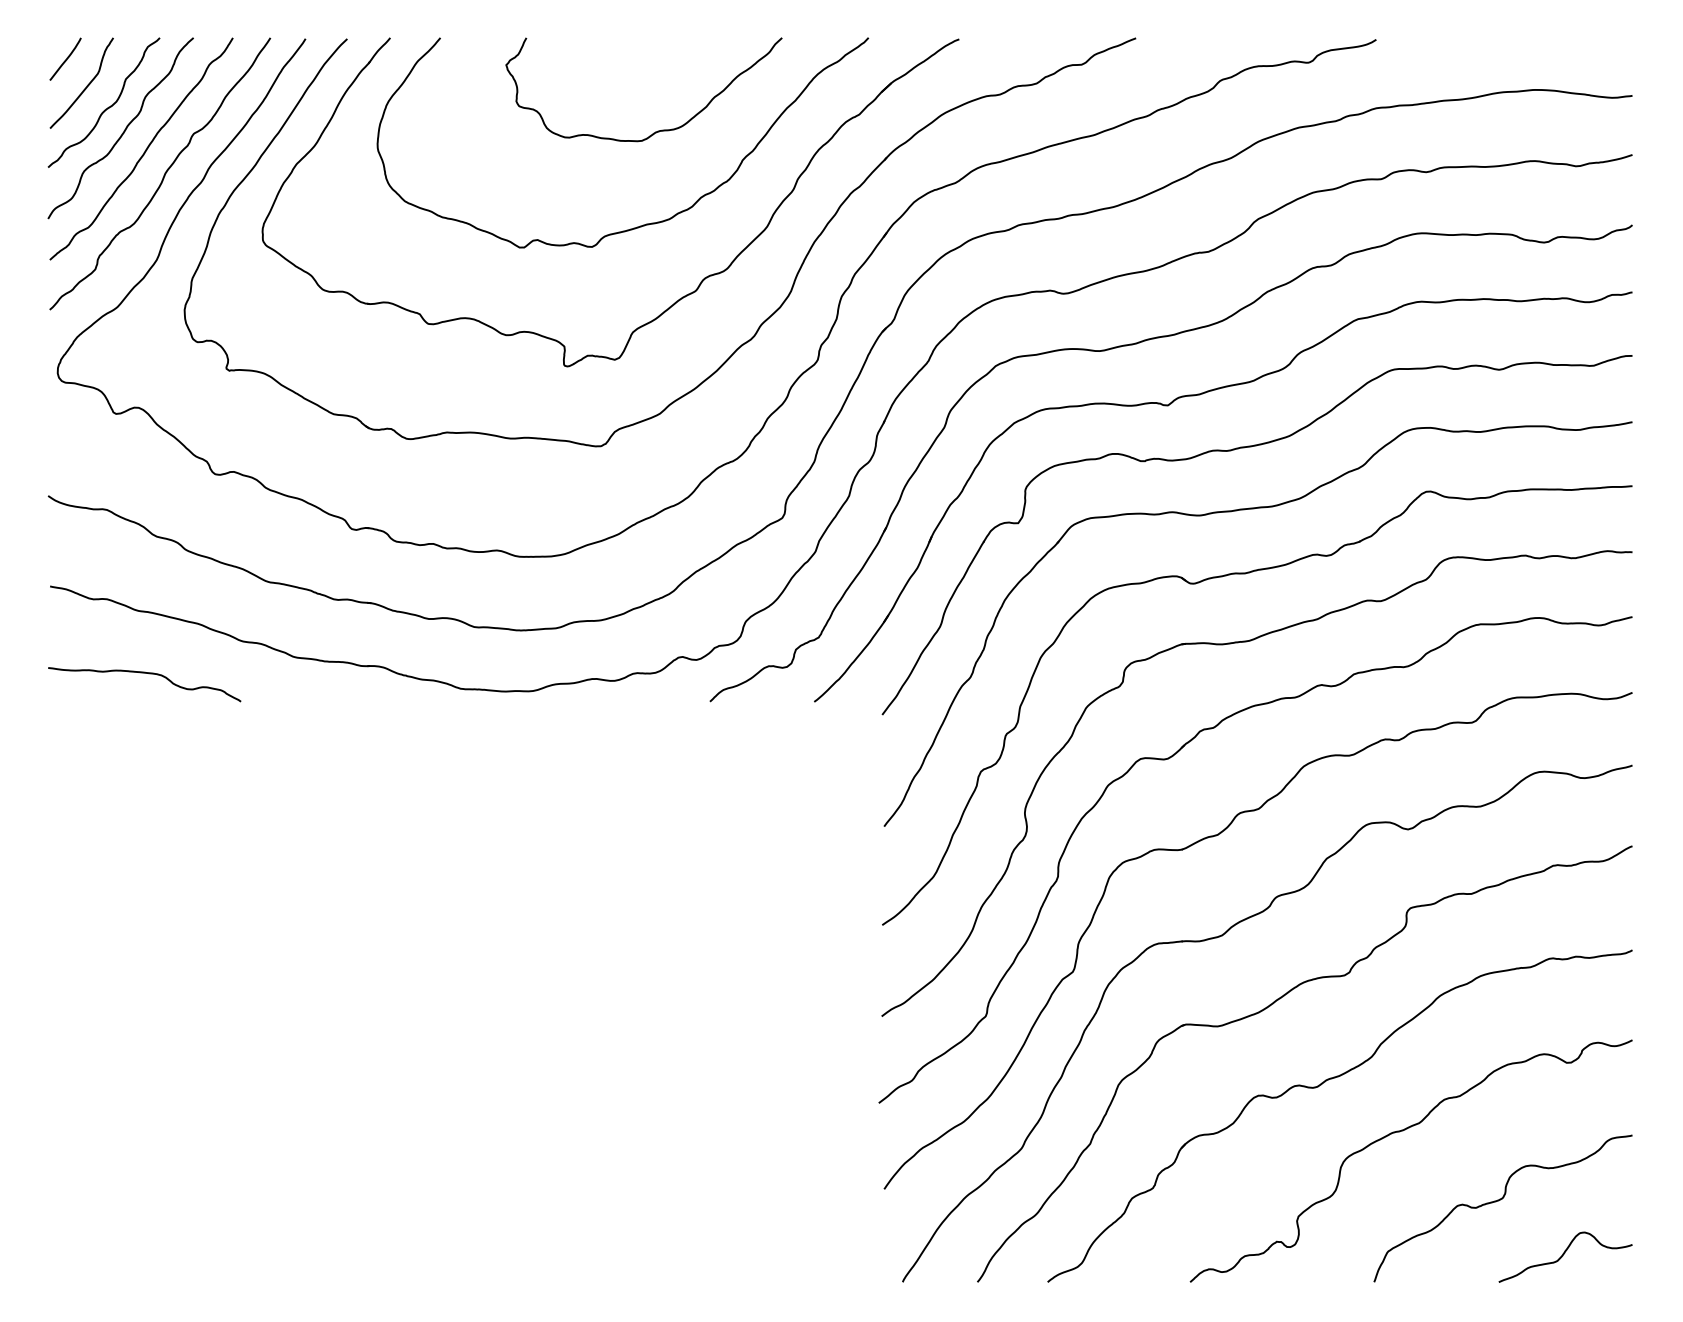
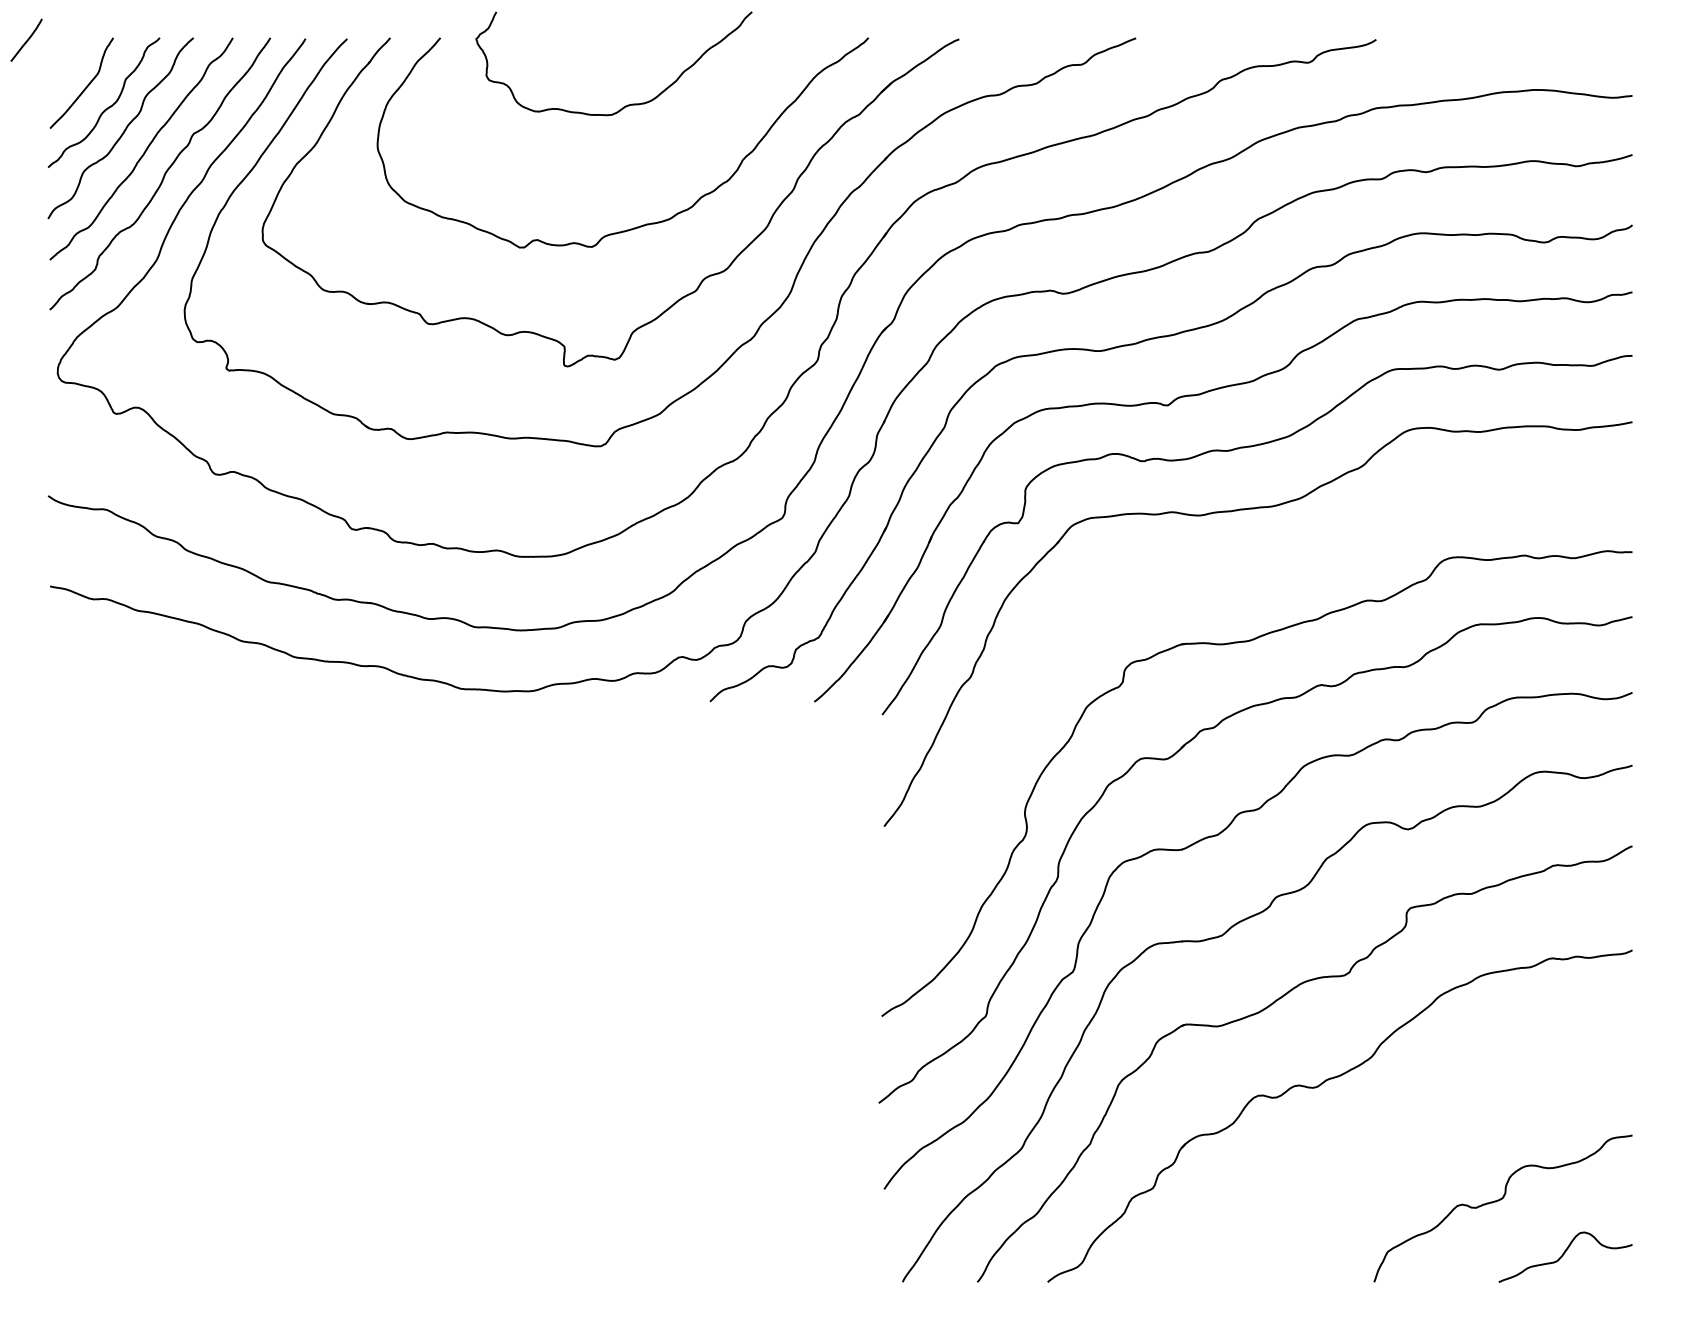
curve position: (66, 58) -> (27, 39) (27, 39)
curve position: (658, 130) -> (628, 104) (628, 104)
part: present -> none (1245, 574)
curve: present -> none (144, 673)
curve: present -> none (1403, 1131)
